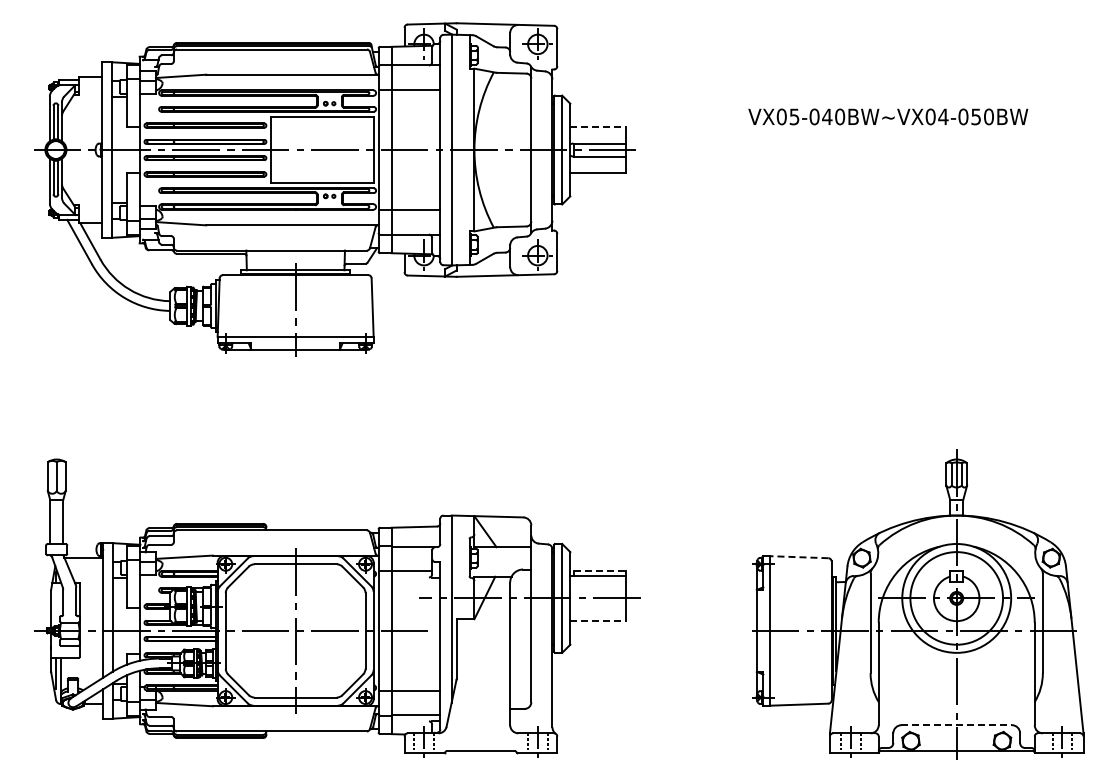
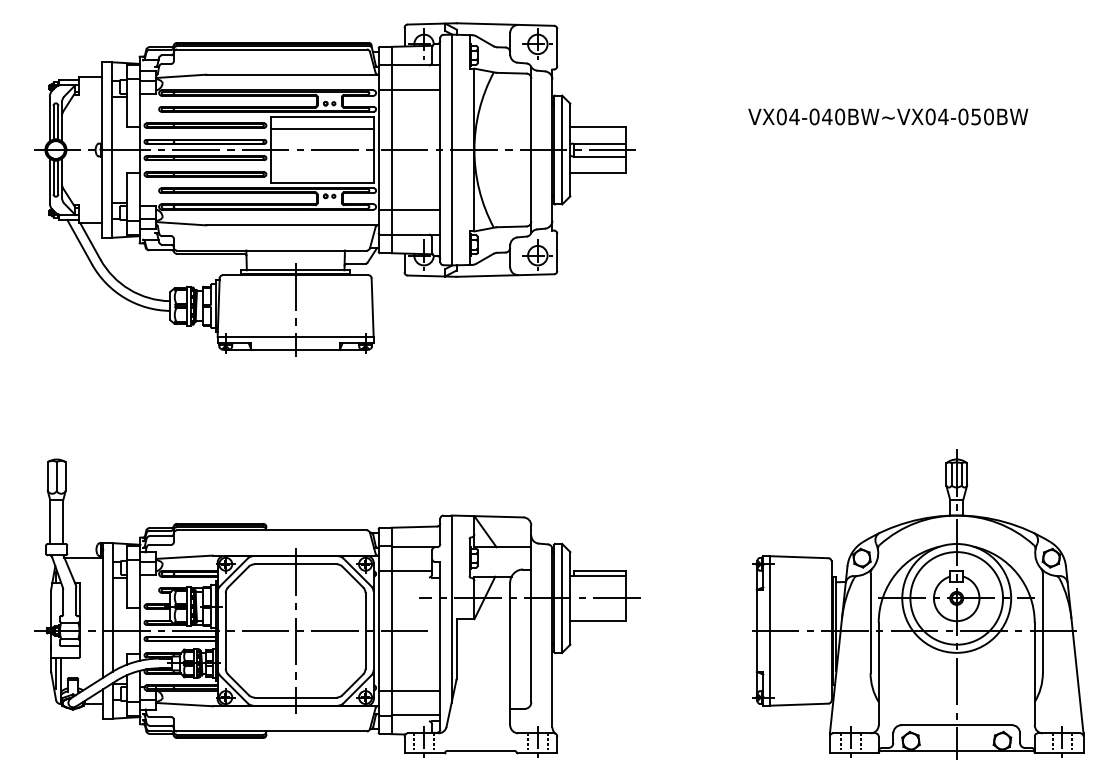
text: VX05-040BW~VX04-050BW -> VX04-040BW~VX04-050BW (794, 116)
line: dashed -> solid (597, 127)
line: none -> present (322, 128)
line: dashed -> solid (798, 557)
line: dashed -> solid (600, 570)
line: dashed -> solid (597, 621)
line: dashed -> solid (957, 725)
